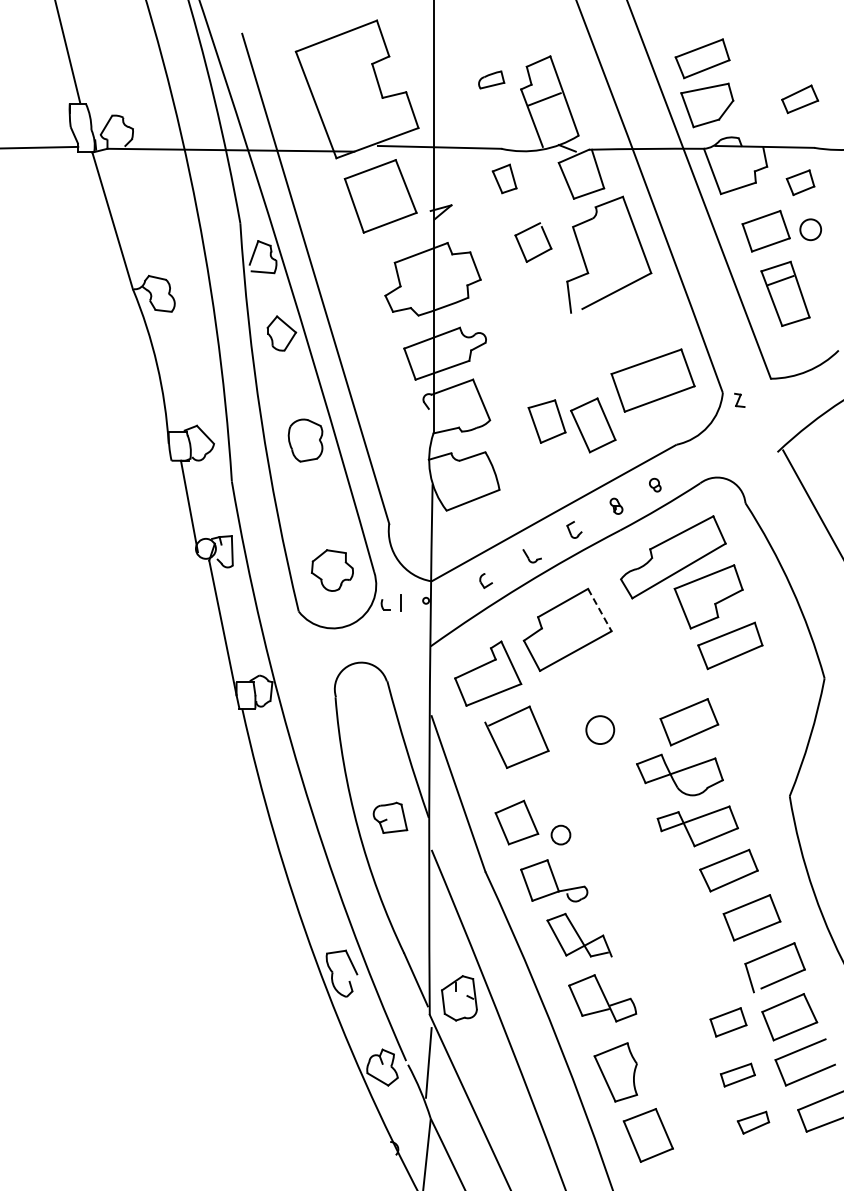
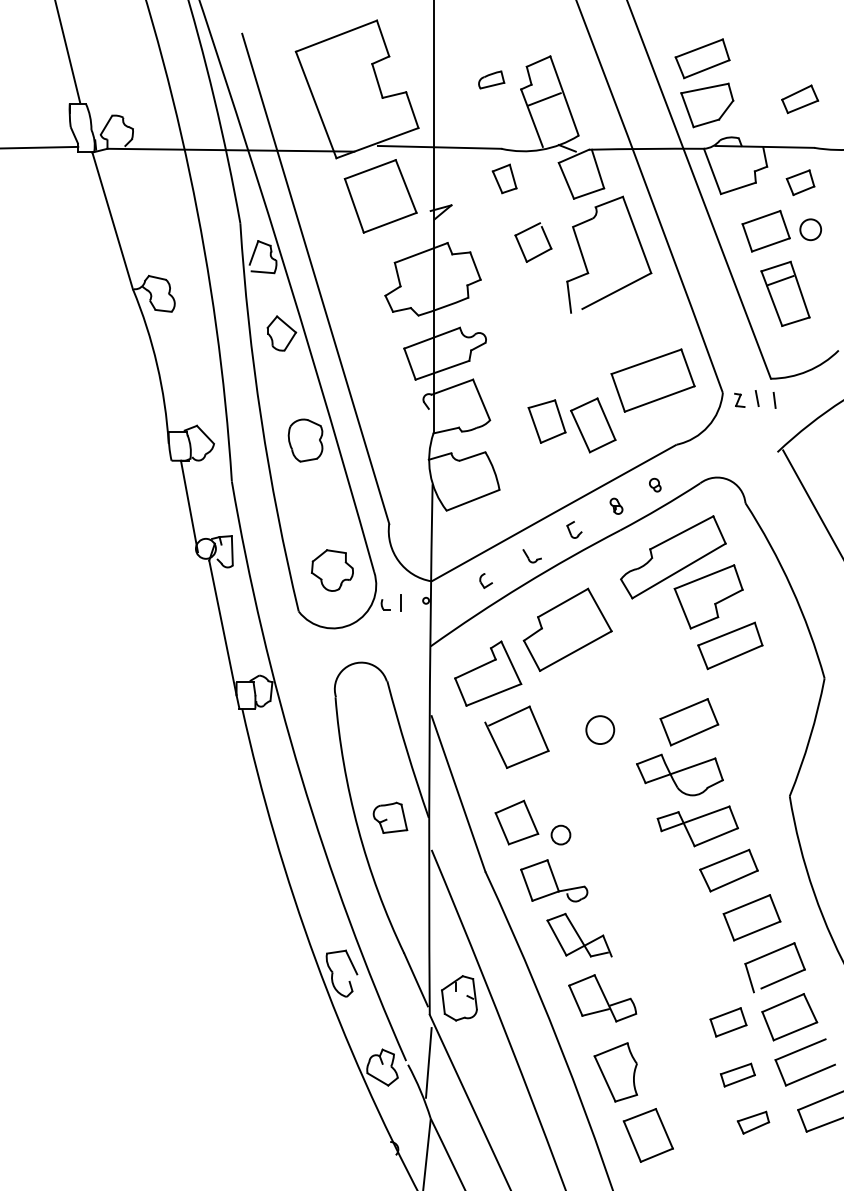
line: none -> present (756, 398)
line: none -> present (774, 400)
line: dashed -> solid (600, 610)
